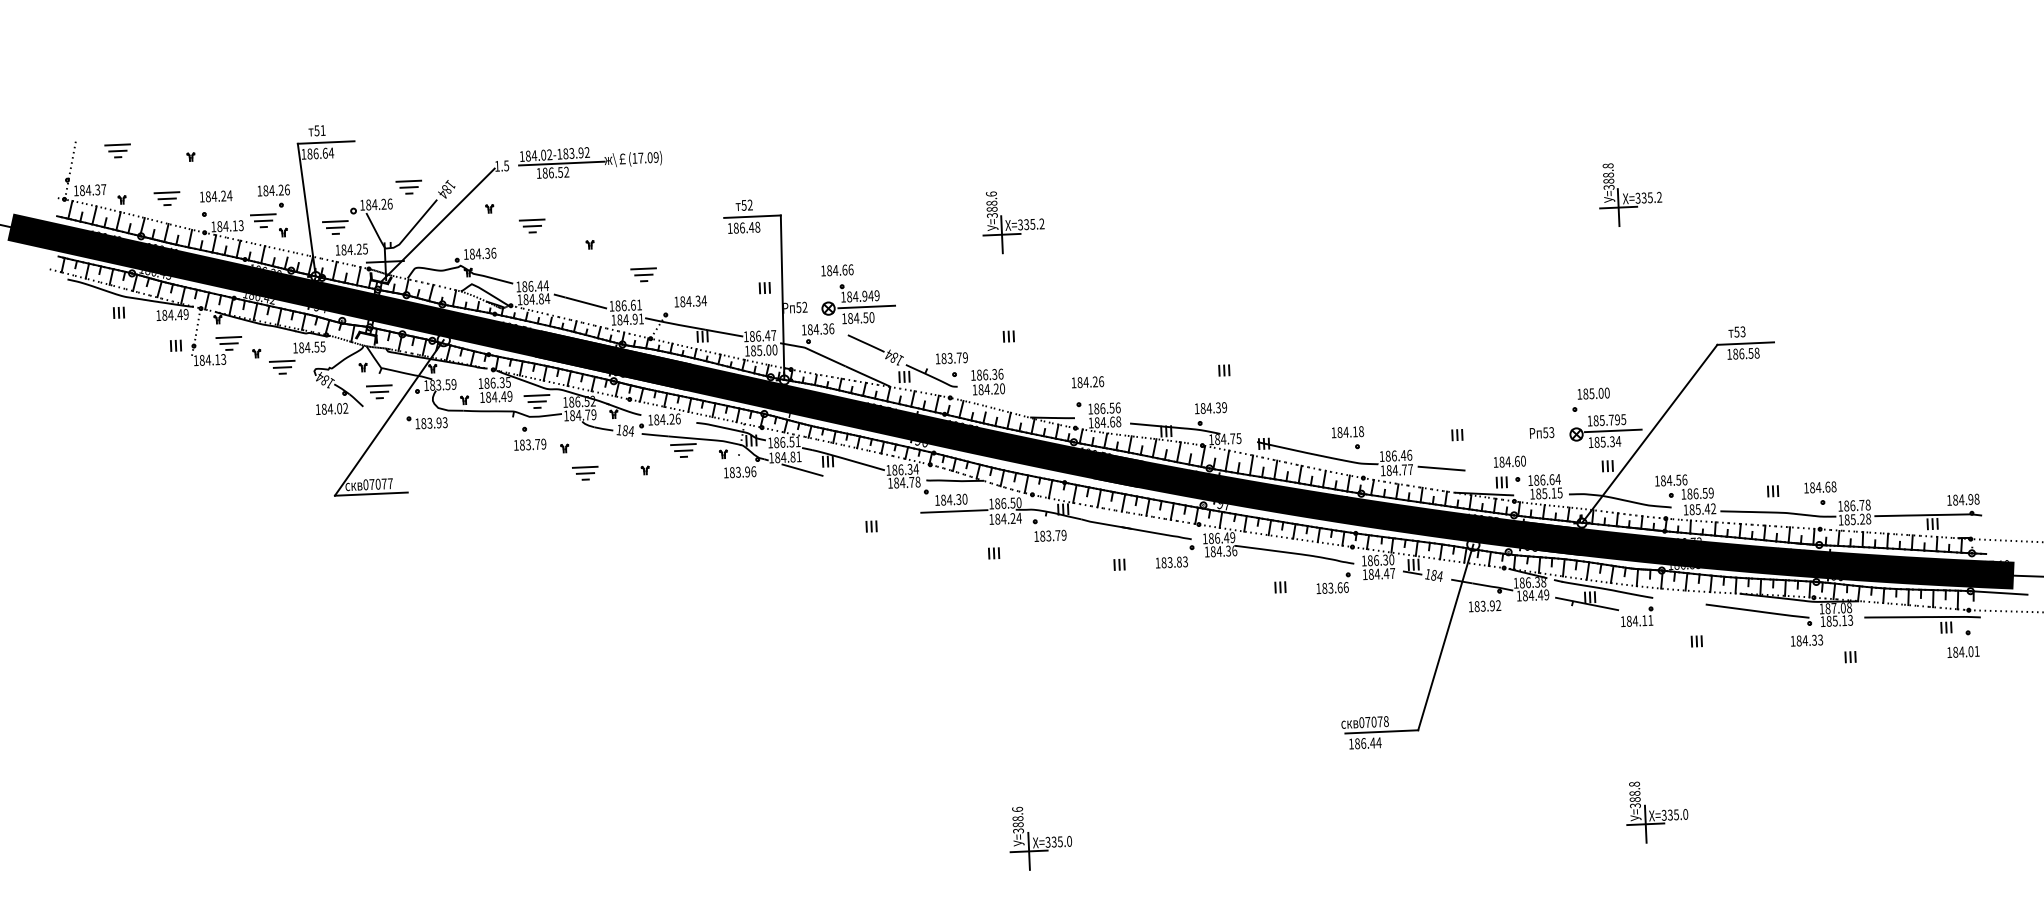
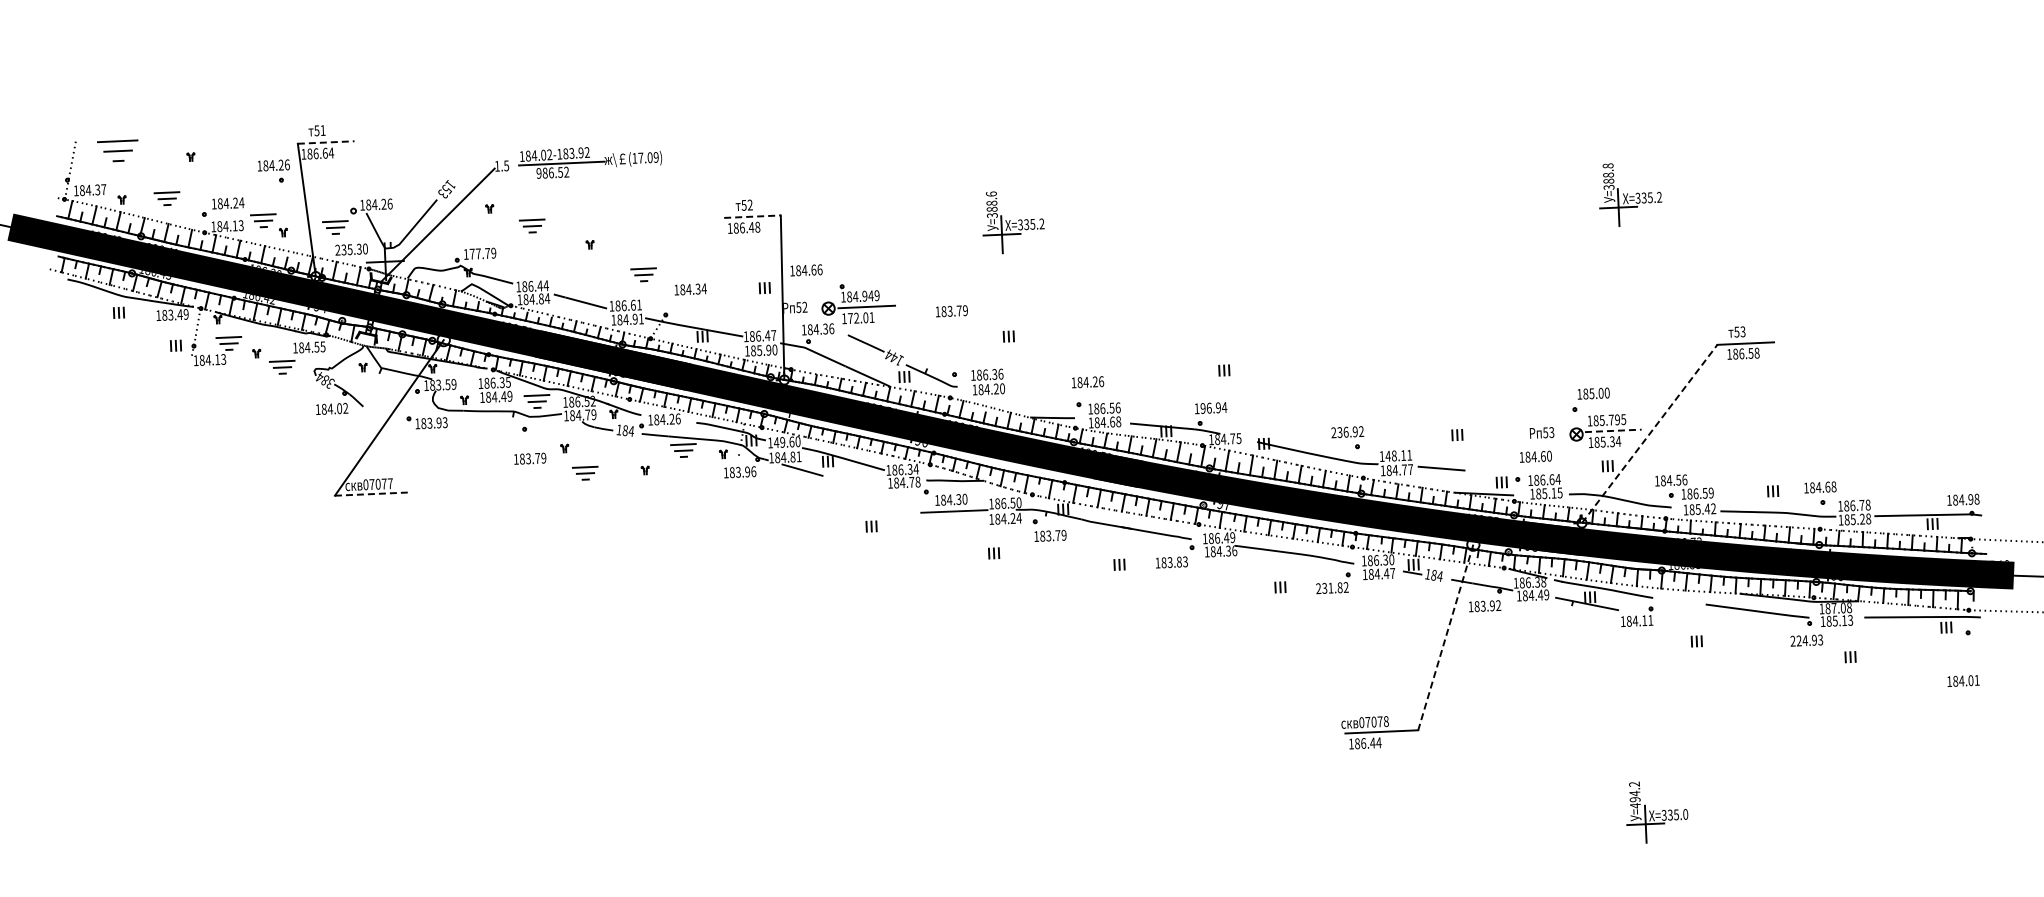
line: solid -> dashed (326, 142)
part size: 27x16 px -> 42x24 px (117, 150)
text: 186.52 -> 986.52 (538, 173)
part: present -> none (408, 186)
text: 184 -> 153 (444, 191)
part position: (273, 195) -> (273, 170) (273, 170)
text position: (216, 196) -> (228, 203) (228, 203)
line: solid -> dashed (753, 216)
text: 184.25 -> 235.30 (351, 249)
text: 184.36 -> 177.79 (482, 253)
text position: (837, 270) -> (806, 270) (806, 270)
text position: (690, 301) -> (690, 289) (690, 289)
text: 184.49 -> 183.49 (170, 314)
text: 184.50 -> 172.01 (860, 317)
text: 185.00 -> 185.90 (768, 350)
text: 184 -> 144 (894, 357)
text position: (951, 358) -> (951, 311) (951, 311)
text: 184 -> 384 (330, 383)
part: present -> none (379, 391)
text: 184.39 -> 196.94 (1213, 407)
line: solid -> dashed (1613, 430)
text: 184.18 -> 236.92 (1347, 432)
line: solid -> dashed (1649, 433)
text: 186.51 -> 149.60 (787, 442)
text position: (530, 444) -> (530, 458) (530, 458)
text: 186.46 -> 148.11 (1398, 455)
text position: (1509, 461) -> (1535, 456) (1535, 456)
line: solid -> dashed (371, 494)
text: 183.66 -> 231.82 (1332, 588)
line: present -> none (1998, 592)
line: solid -> dashed (1445, 637)
text: 184.33 -> 224.93 (1803, 640)
text position: (1963, 651) -> (1963, 680) (1963, 680)
text: =388.8 -> =494.2 (1634, 794)
part: present -> none (1040, 838)
